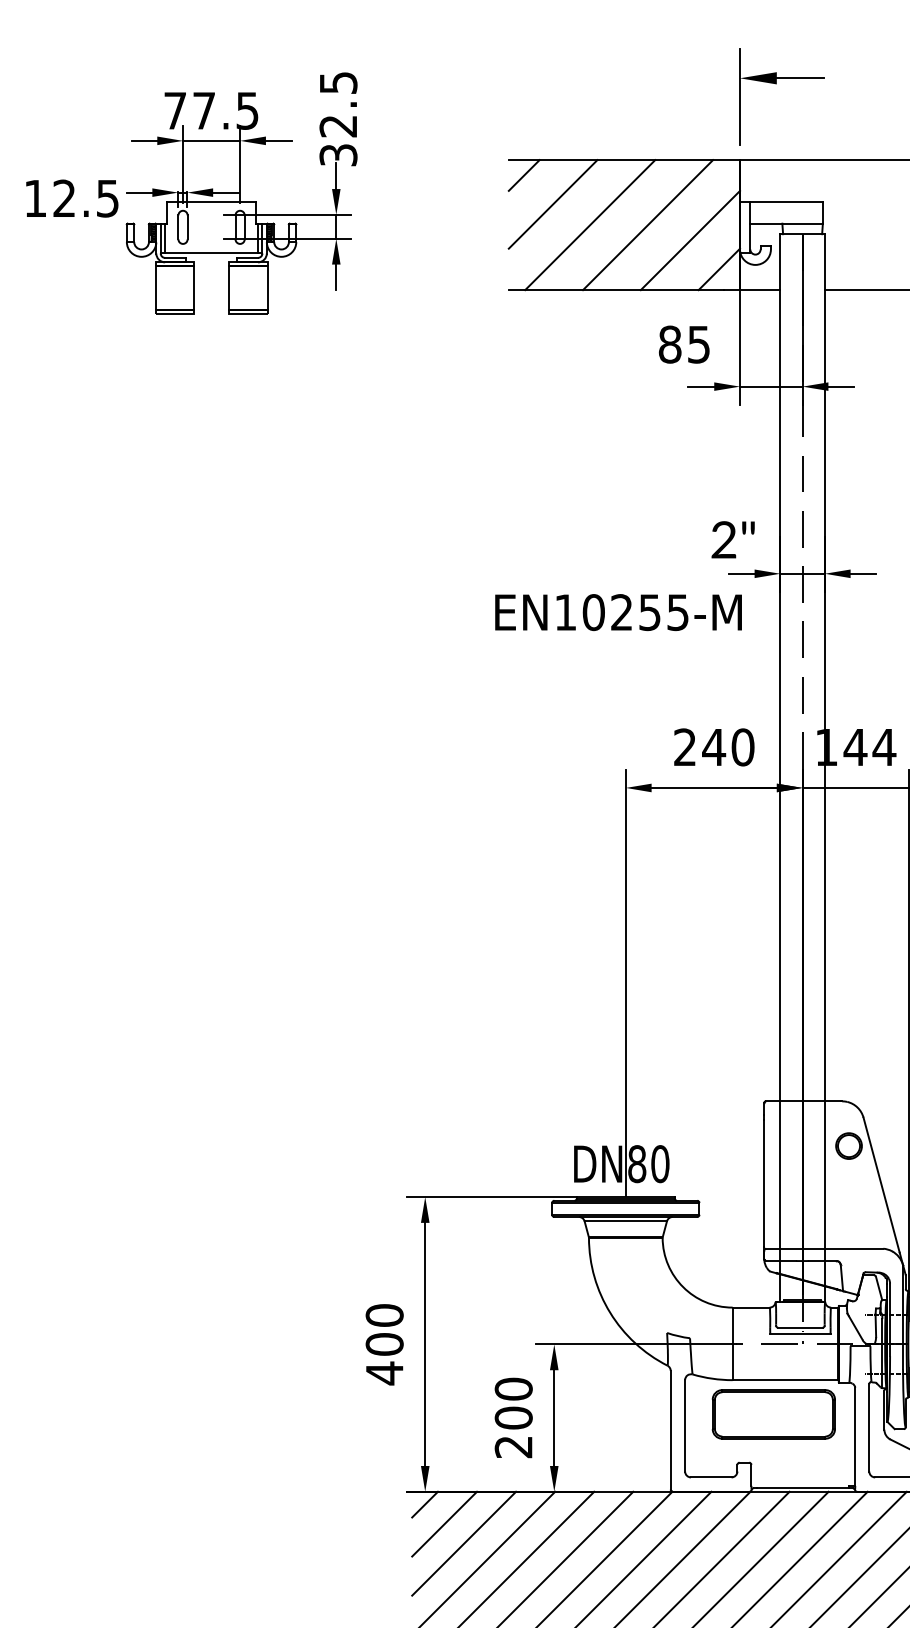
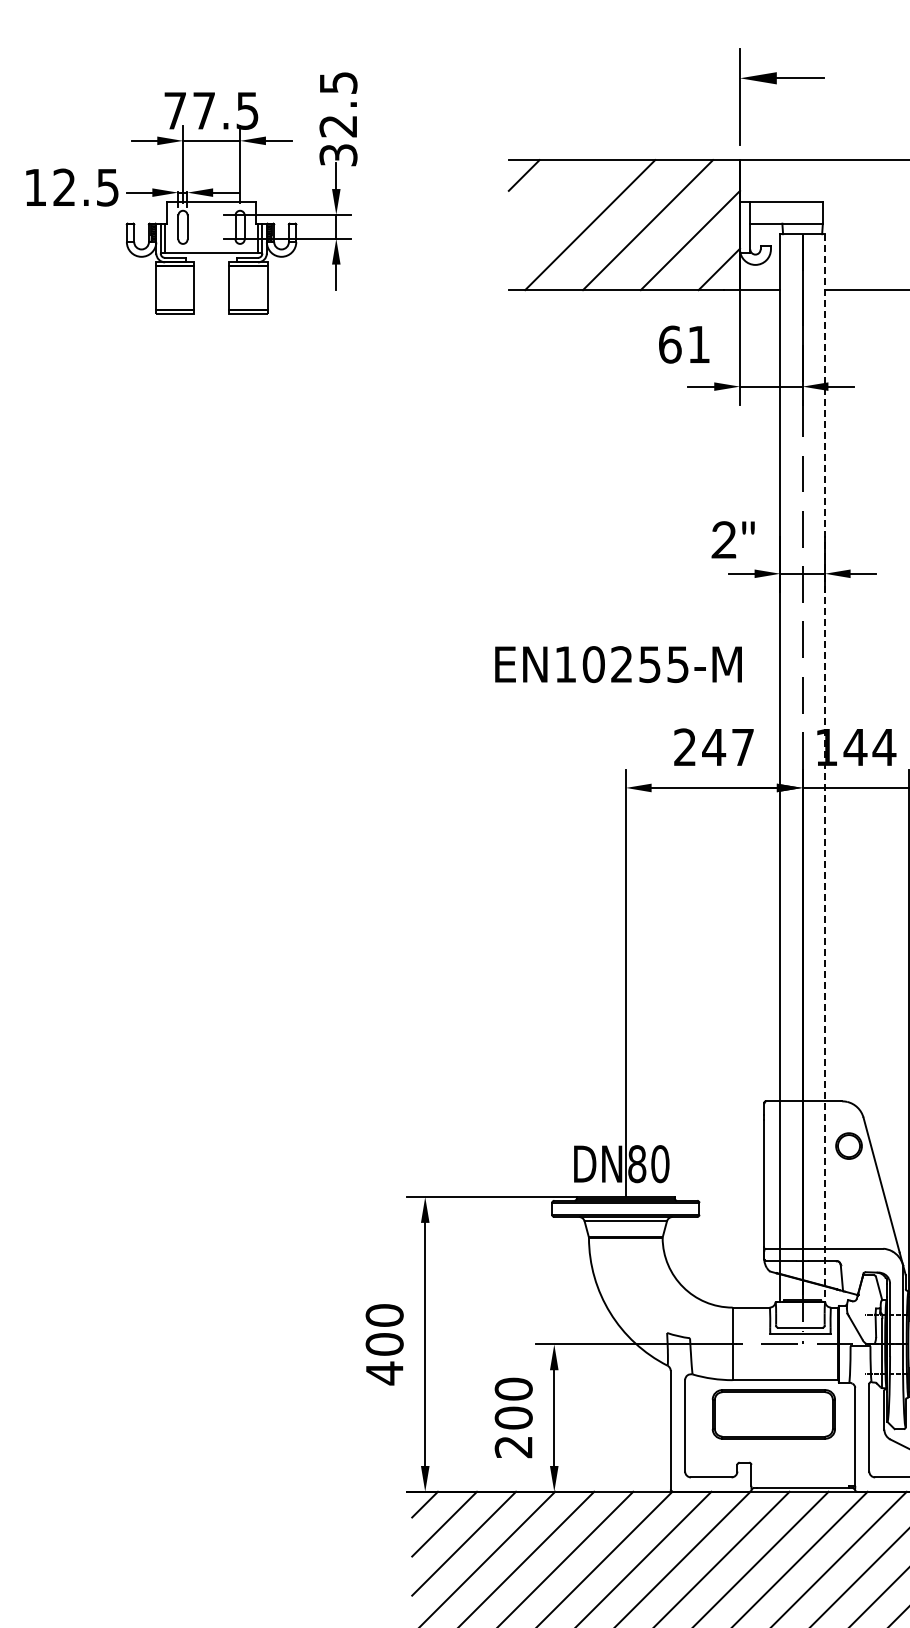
text position: (72, 198) -> (72, 187) (72, 187)
line: present -> none (552, 204)
text: 85 -> 61 (683, 344)
text position: (618, 612) -> (618, 664) (618, 664)
text: 240 -> 247 (742, 747)
line: solid -> dashed (824, 767)
